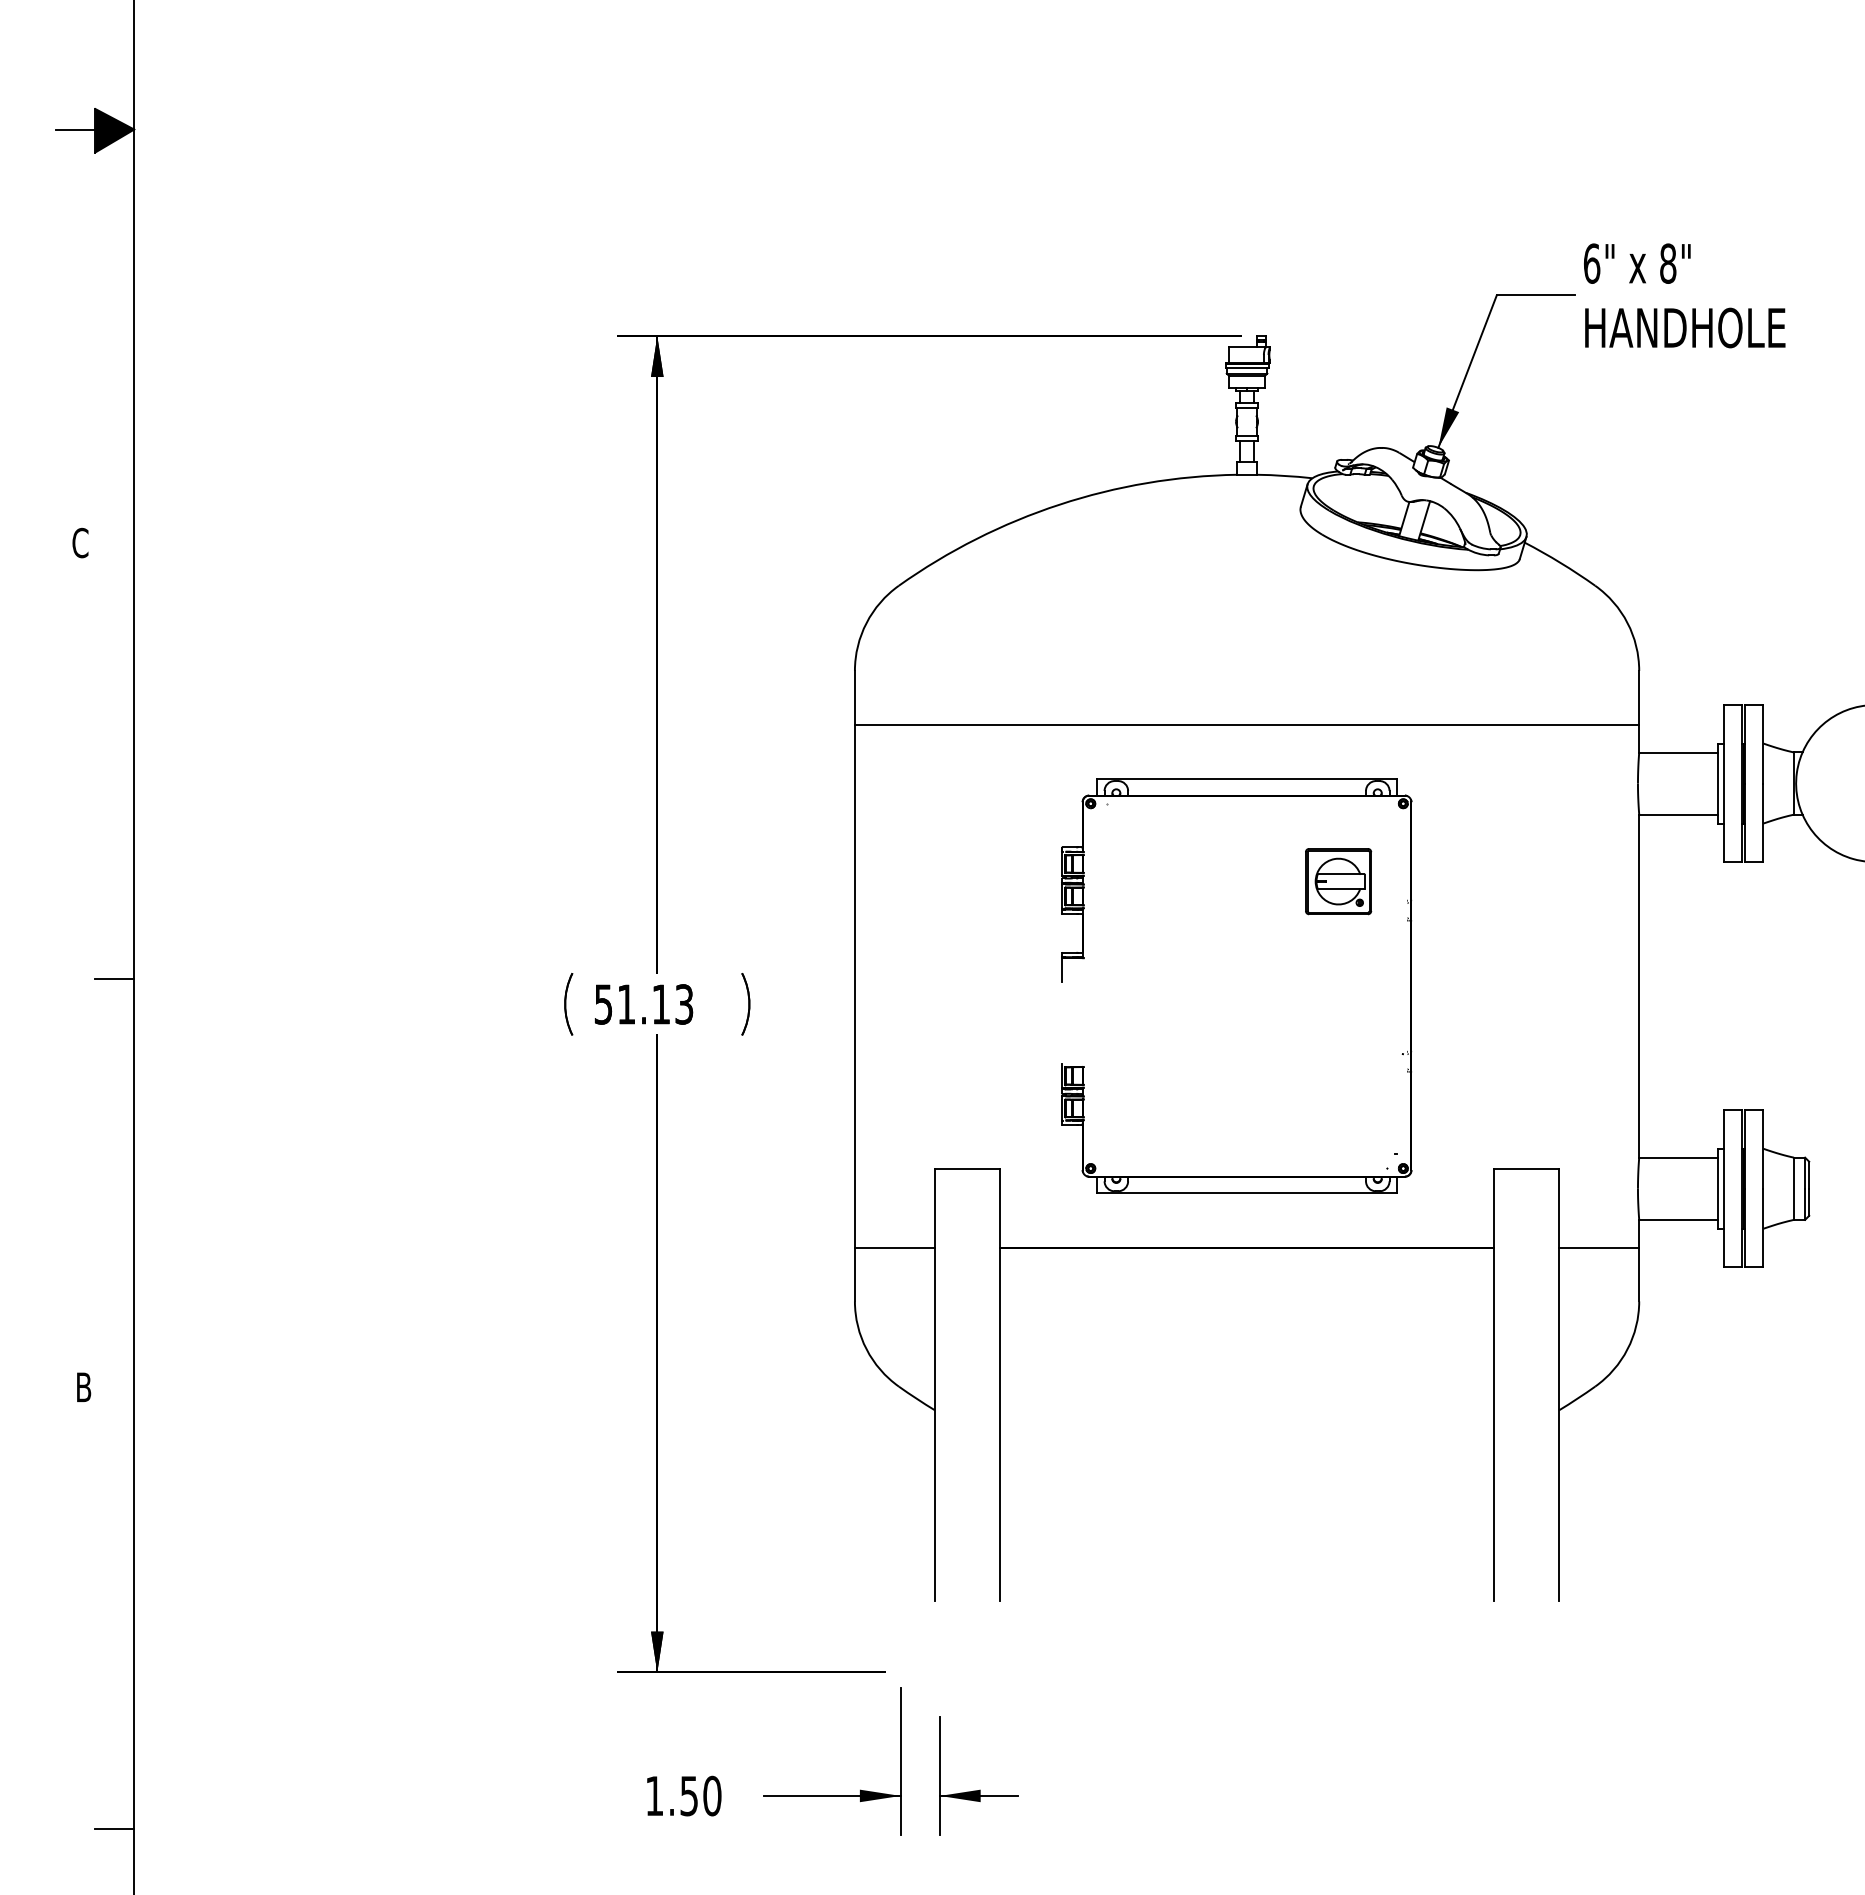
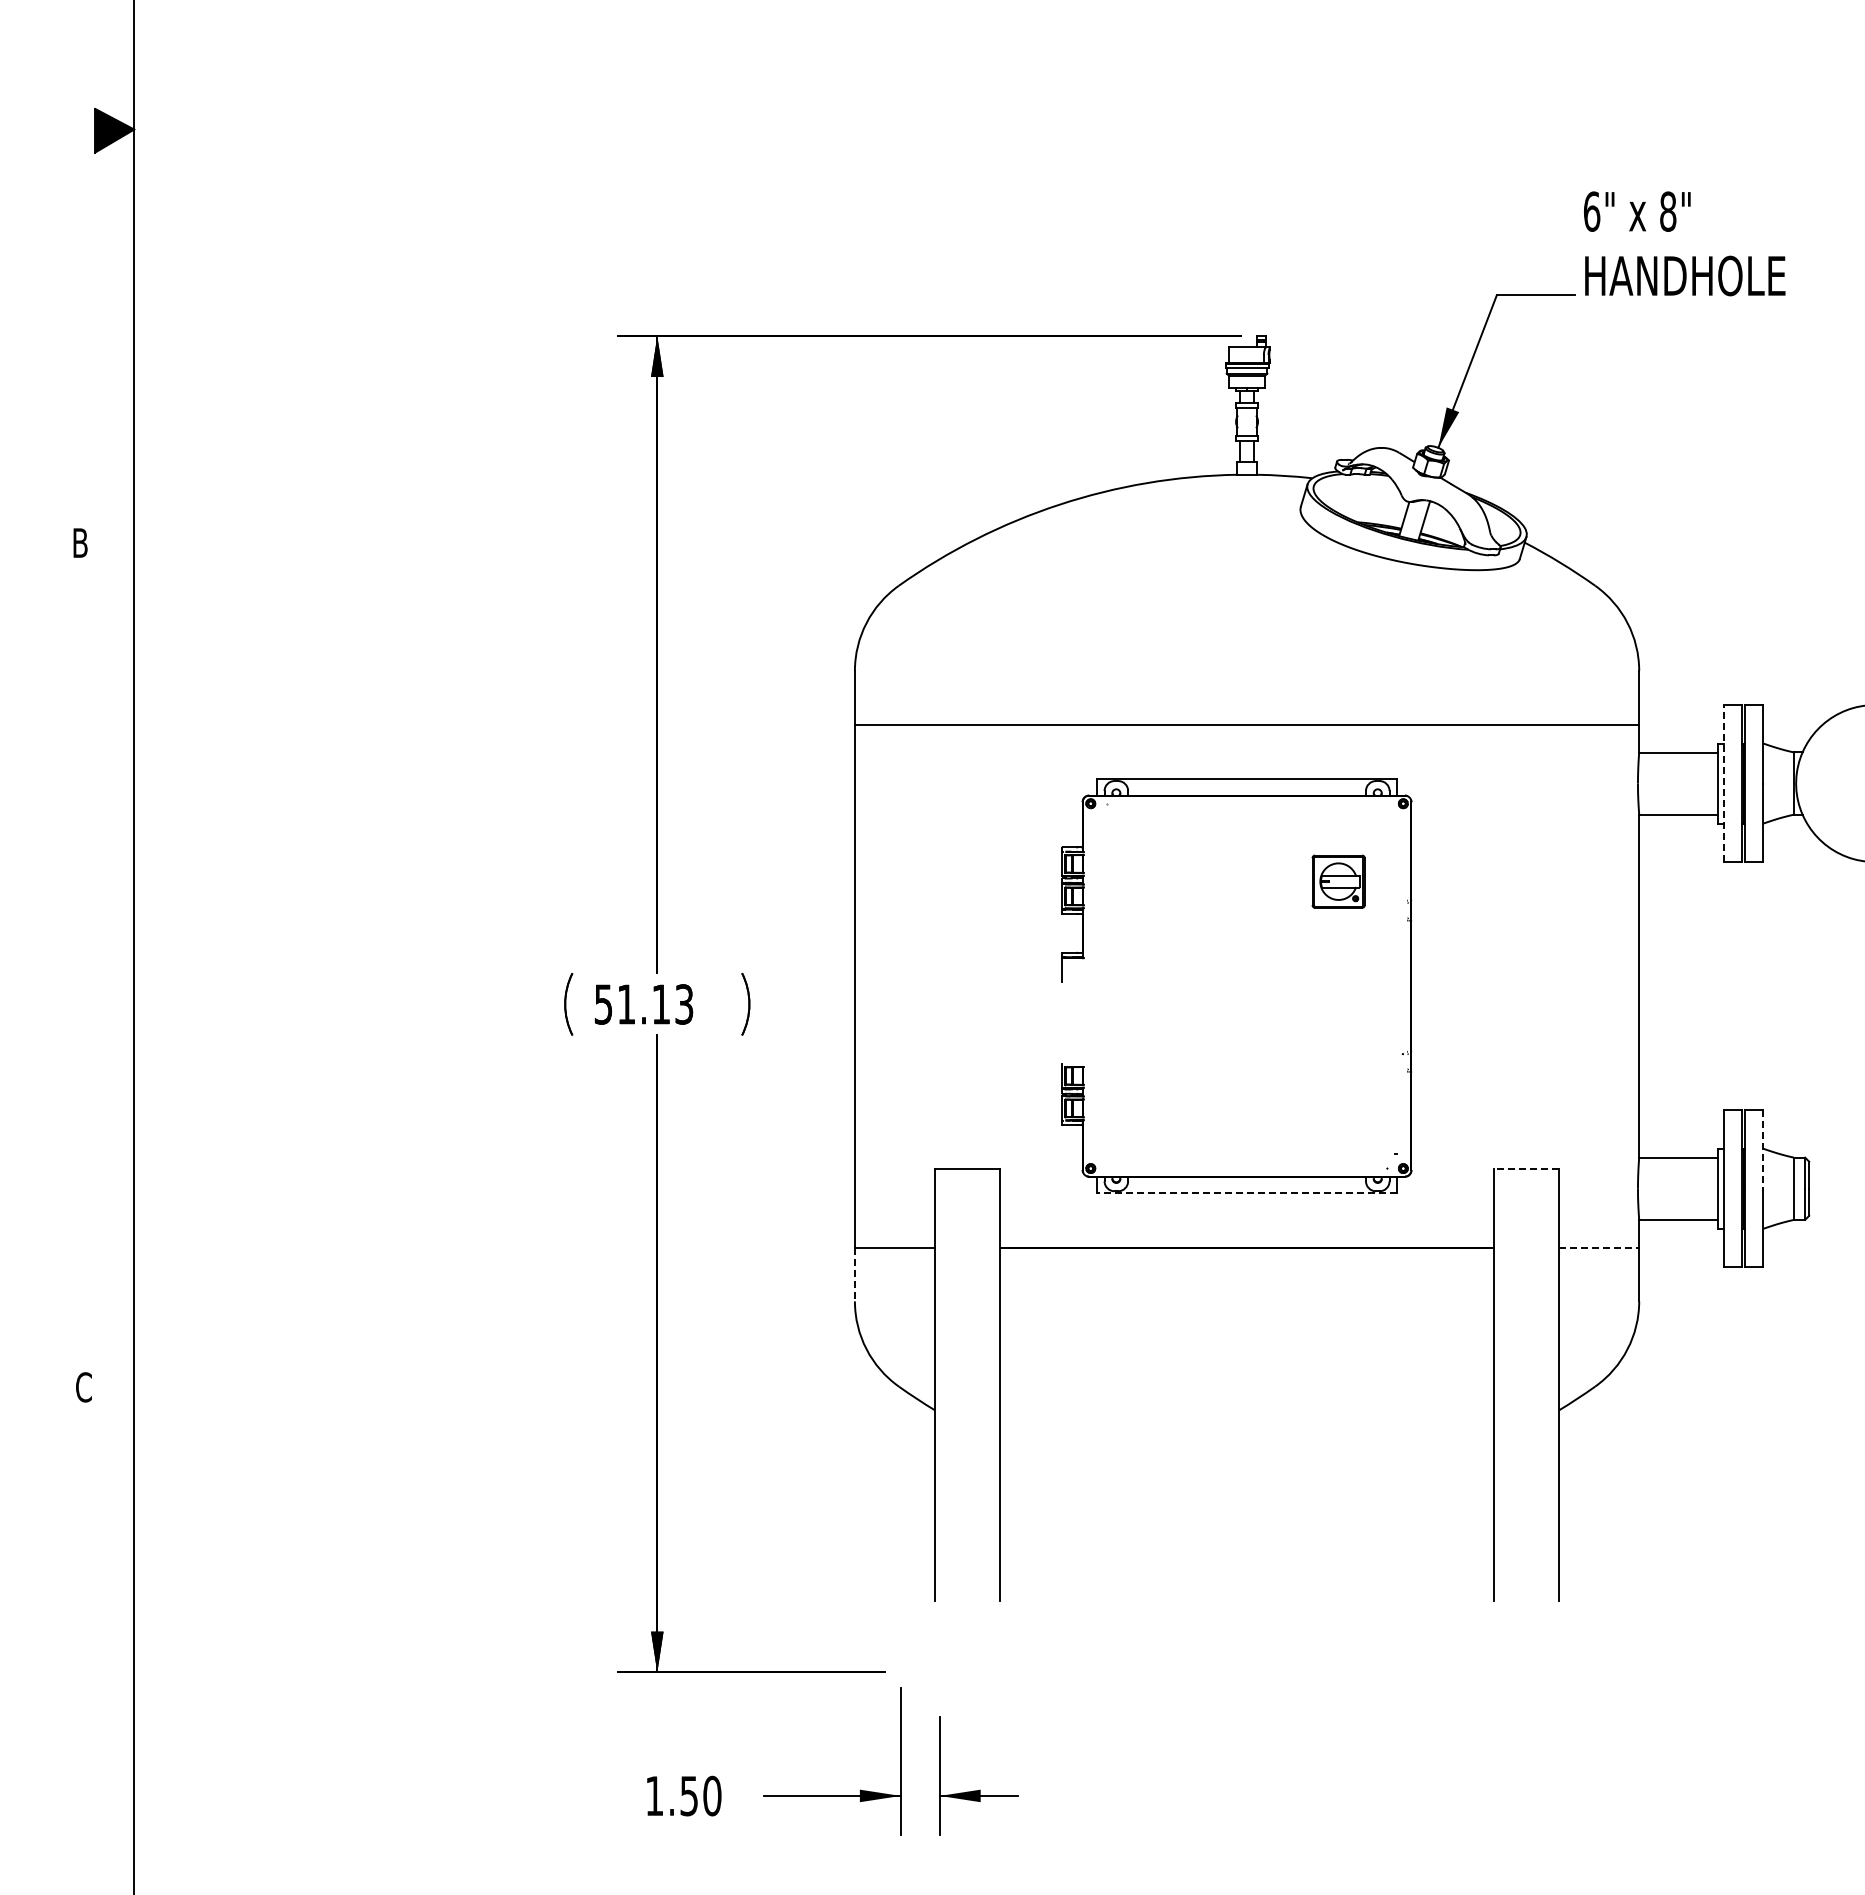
line: present -> none (75, 129)
text position: (1684, 295) -> (1684, 243) (1684, 243)
text: C -> B (80, 542)
line: solid -> dashed (1724, 783)
part size: 68x68 px -> 55x55 px (1338, 881)
line: present -> none (114, 979)
line: solid -> dashed (1763, 1150)
line: solid -> dashed (1526, 1169)
line: solid -> dashed (1246, 1192)
line: solid -> dashed (1599, 1247)
line: solid -> dashed (854, 1274)
text: B -> C (83, 1387)
line: present -> none (114, 1828)
